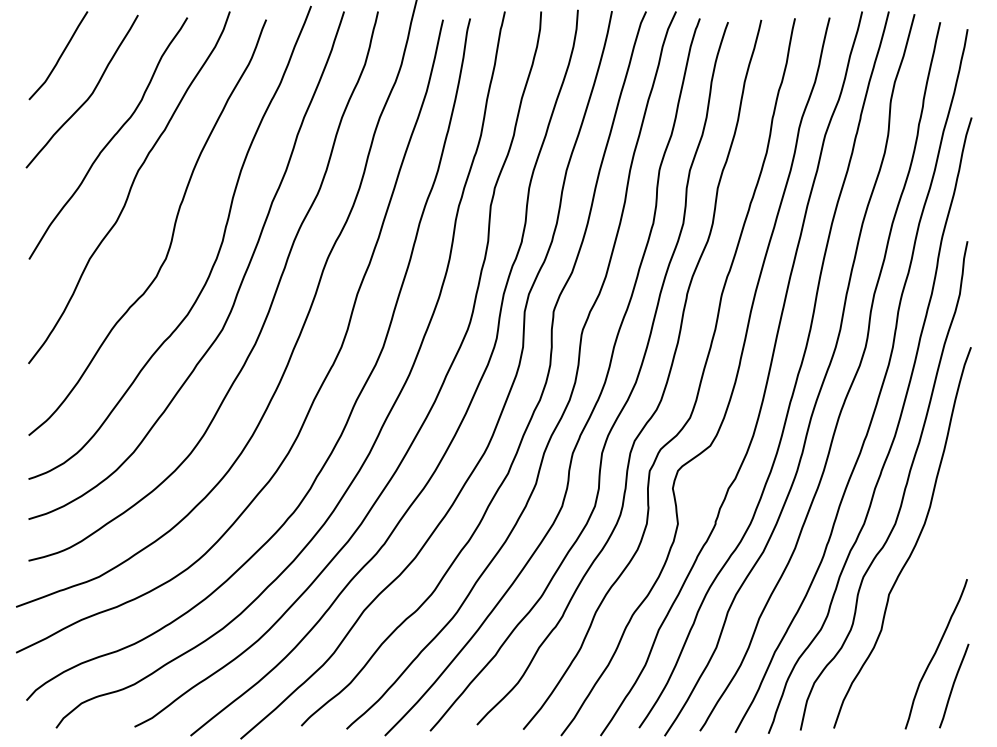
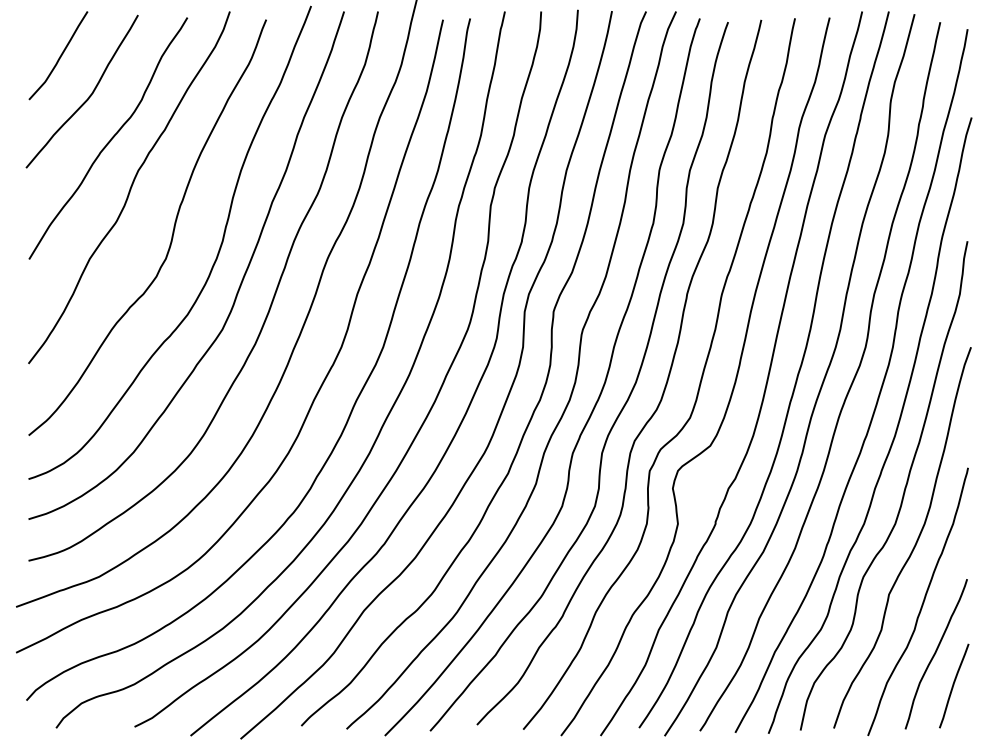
curve: none -> present (922, 601)
